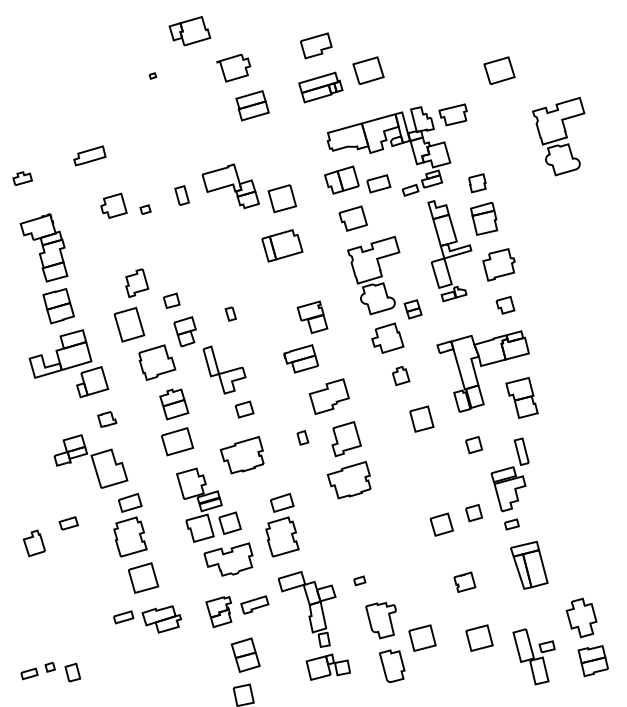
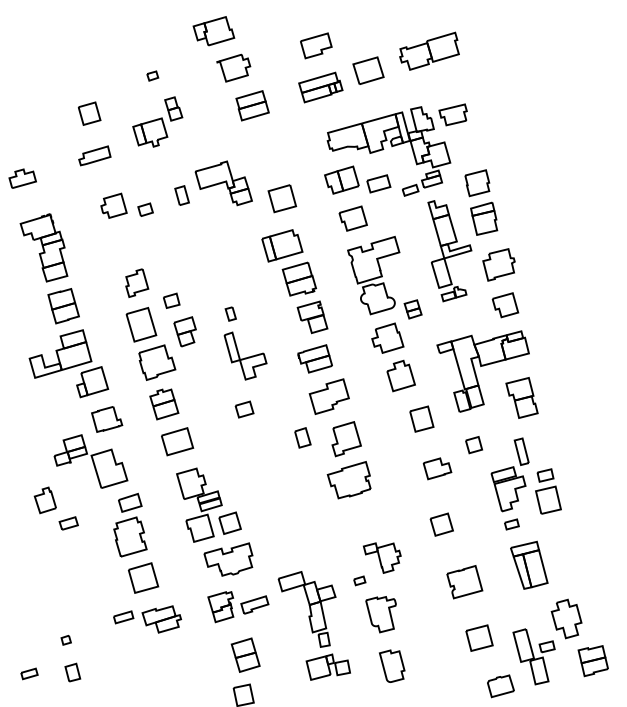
part position: (189, 31) -> (213, 31) (213, 31)
part: none -> present (429, 50)
part: present -> none (499, 70)
part size: 10x8 px -> 14x12 px (152, 75)
part: none -> present (89, 113)
part: none -> present (157, 121)
part: present -> none (558, 136)
part position: (89, 155) -> (94, 155) (94, 155)
part size: 21x15 px -> 29x21 px (22, 178)
part size: 19x21 px -> 27x29 px (477, 183)
part position: (230, 186) -> (223, 183) (223, 183)
part size: 13x11 px -> 17x15 px (145, 209)
part: none -> present (299, 278)
part size: 21x19 px -> 29x27 px (505, 305)
part position: (58, 306) -> (63, 306) (63, 306)
part position: (129, 324) -> (141, 324) (141, 324)
part position: (300, 358) -> (314, 358) (314, 358)
part position: (224, 369) -> (245, 355) (245, 355)
part size: 19x20 px -> 30x34 px (400, 375)
part position: (174, 404) -> (164, 404) (164, 404)
part size: 21x17 px -> 33x27 px (107, 419)
part size: 14x16 px -> 18x22 px (302, 437)
part: present -> none (241, 455)
part: none -> present (437, 468)
part: none -> present (548, 491)
part: present -> none (473, 513)
part: present -> none (282, 524)
part position: (33, 543) -> (44, 500) (44, 500)
part: none -> present (381, 557)
part size: 24x22 px -> 38x35 px (464, 582)
part position: (218, 612) -> (220, 607) (220, 607)
part position: (581, 617) -> (566, 618) (566, 618)
part position: (380, 620) -> (380, 614) (380, 614)
part: present -> none (422, 637)
part position: (49, 667) -> (65, 640) (65, 640)
part: none -> present (500, 686)
